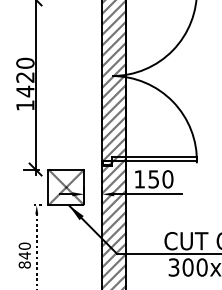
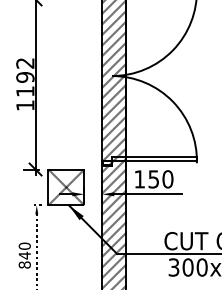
text: 1420 -> 1192 (25, 77)
